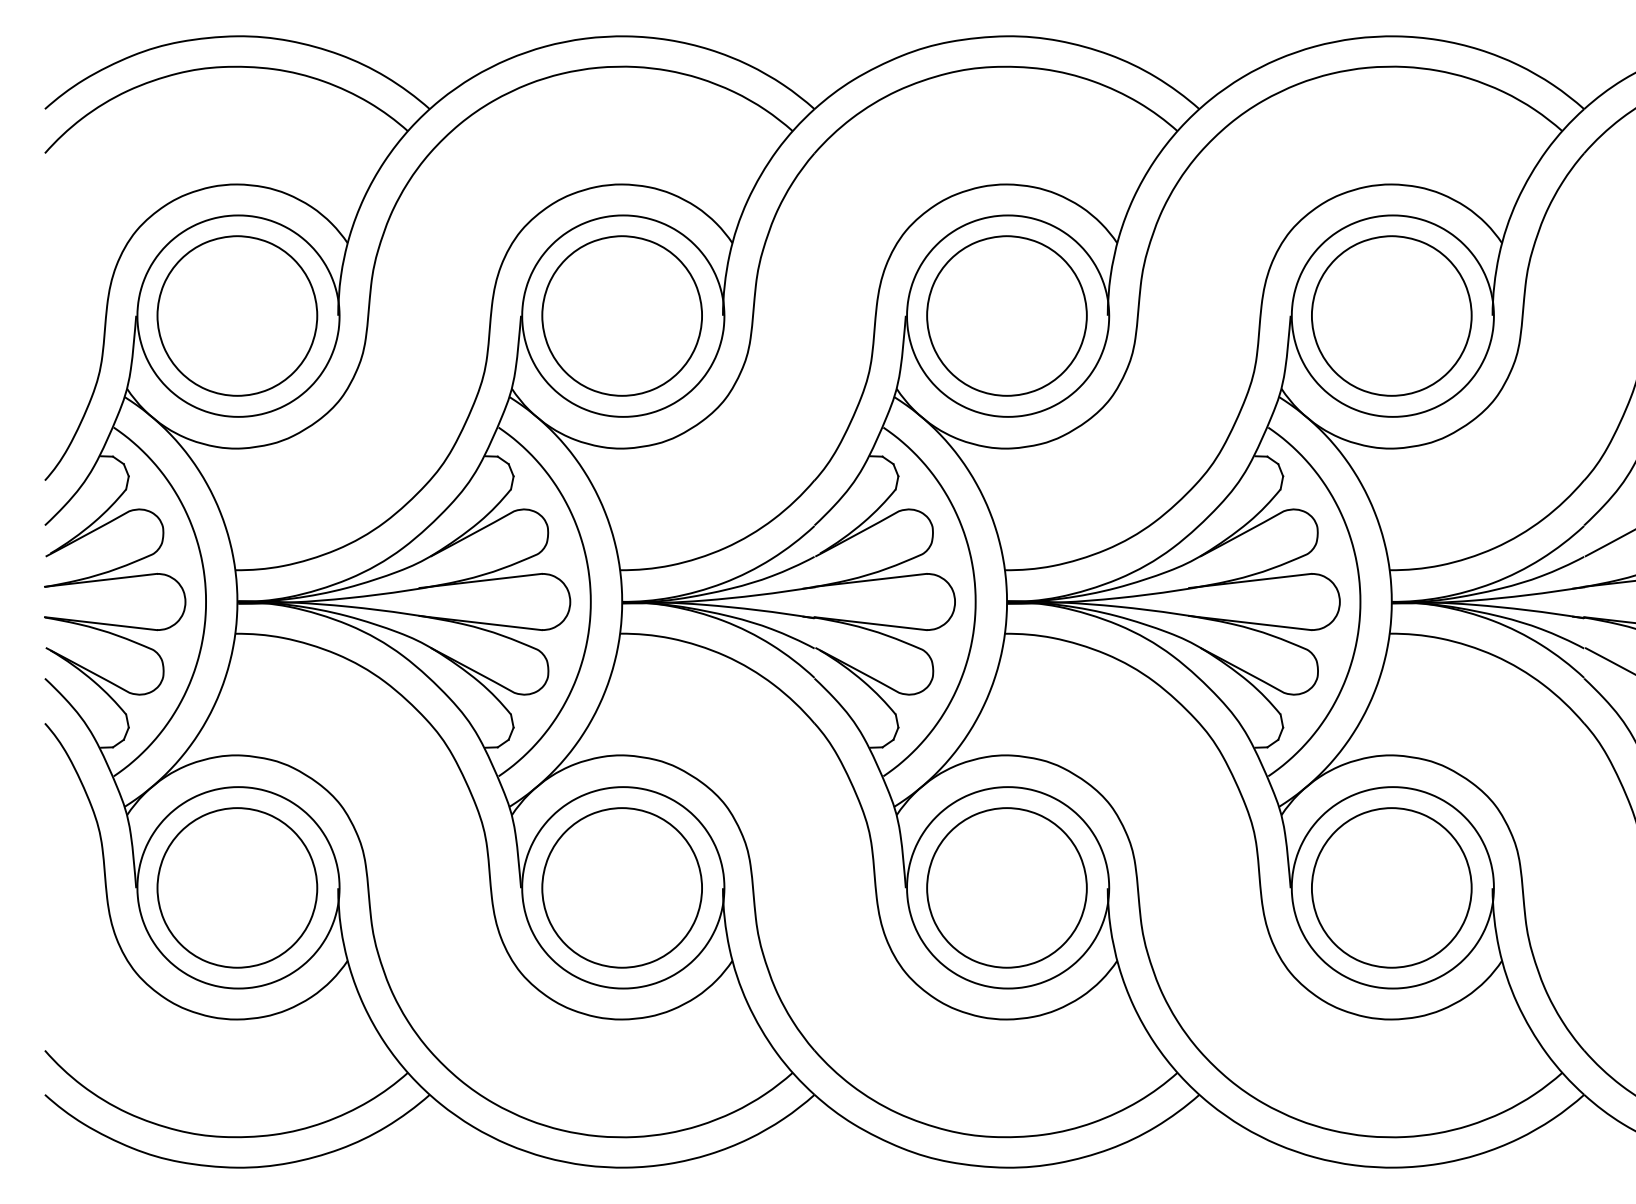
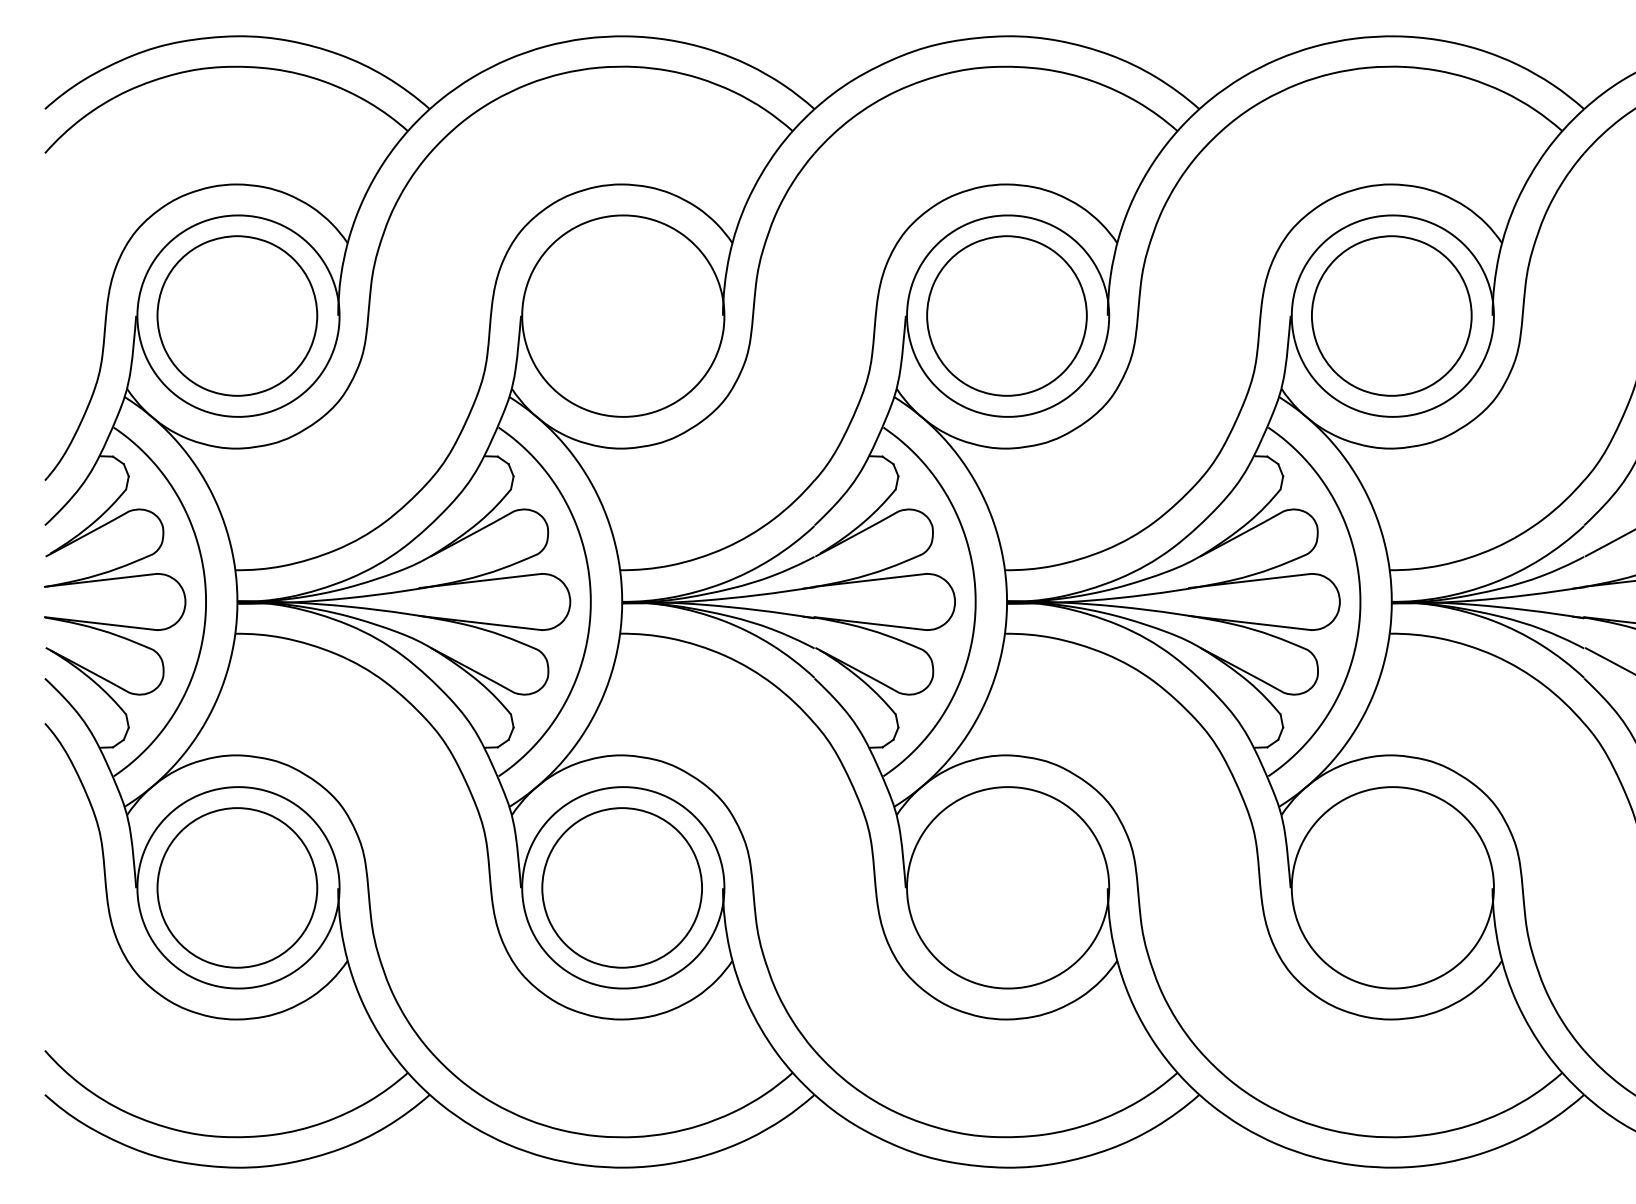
part: present -> none (621, 315)
part: present -> none (1006, 887)
part: present -> none (1391, 887)
